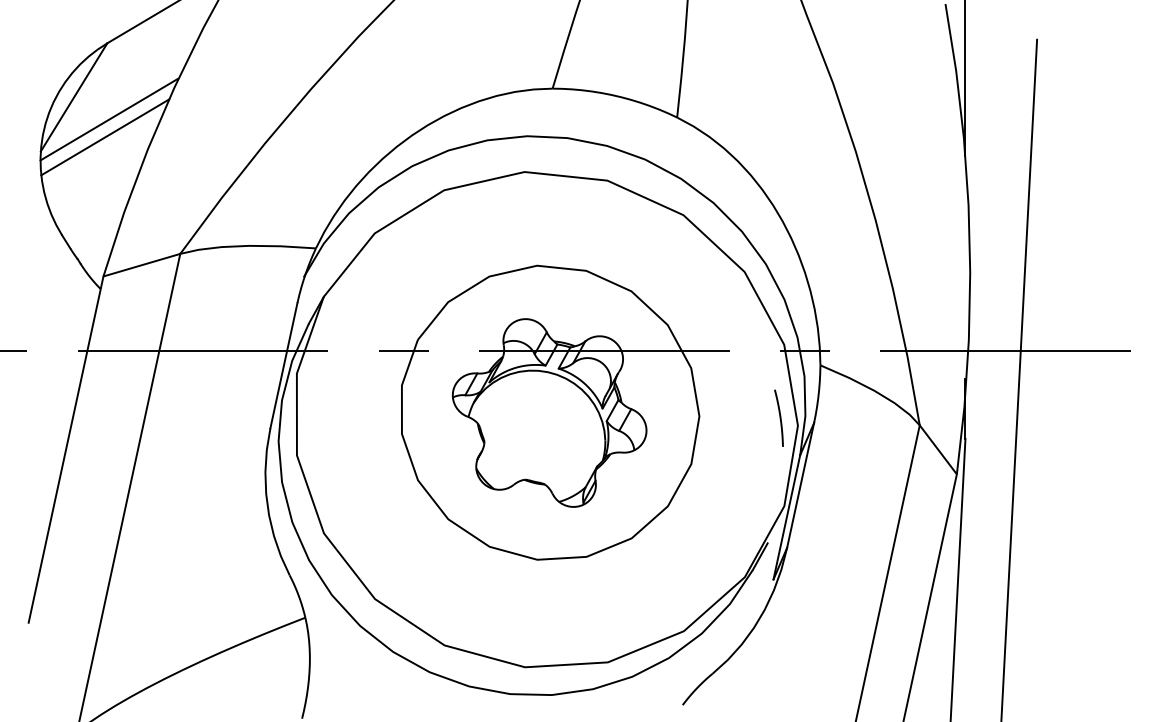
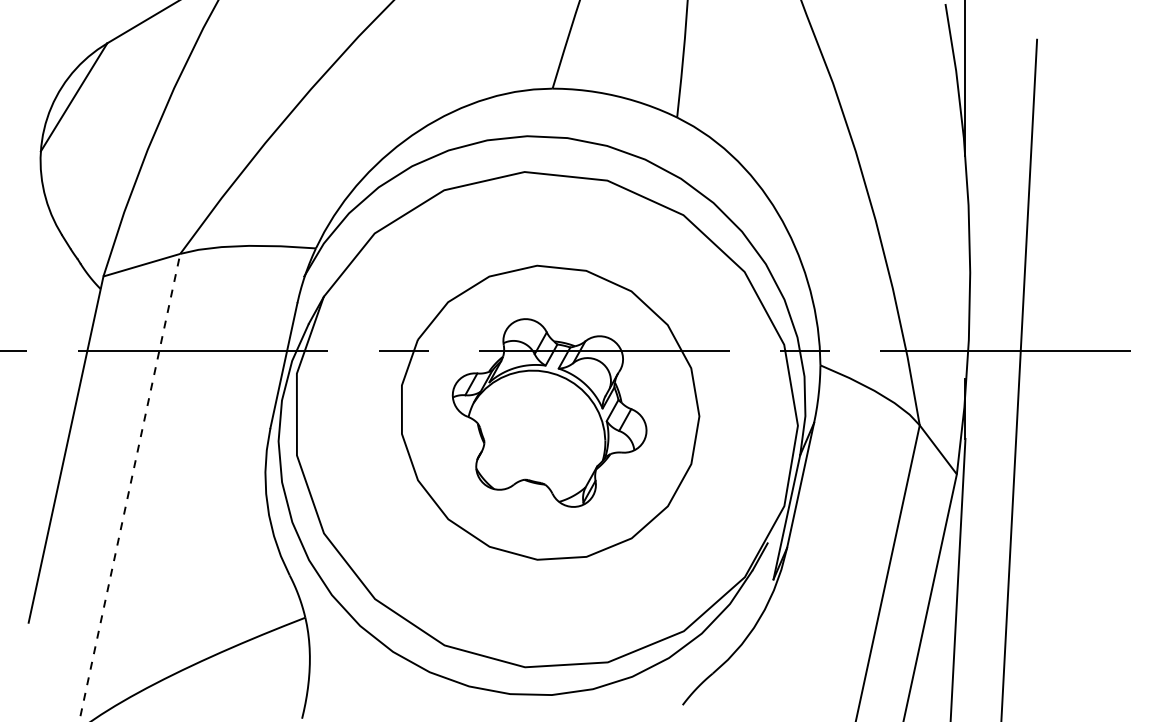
line: present -> none (108, 119)
line: present -> none (105, 137)
curve: present -> none (779, 417)
line: solid -> dashed (129, 487)
